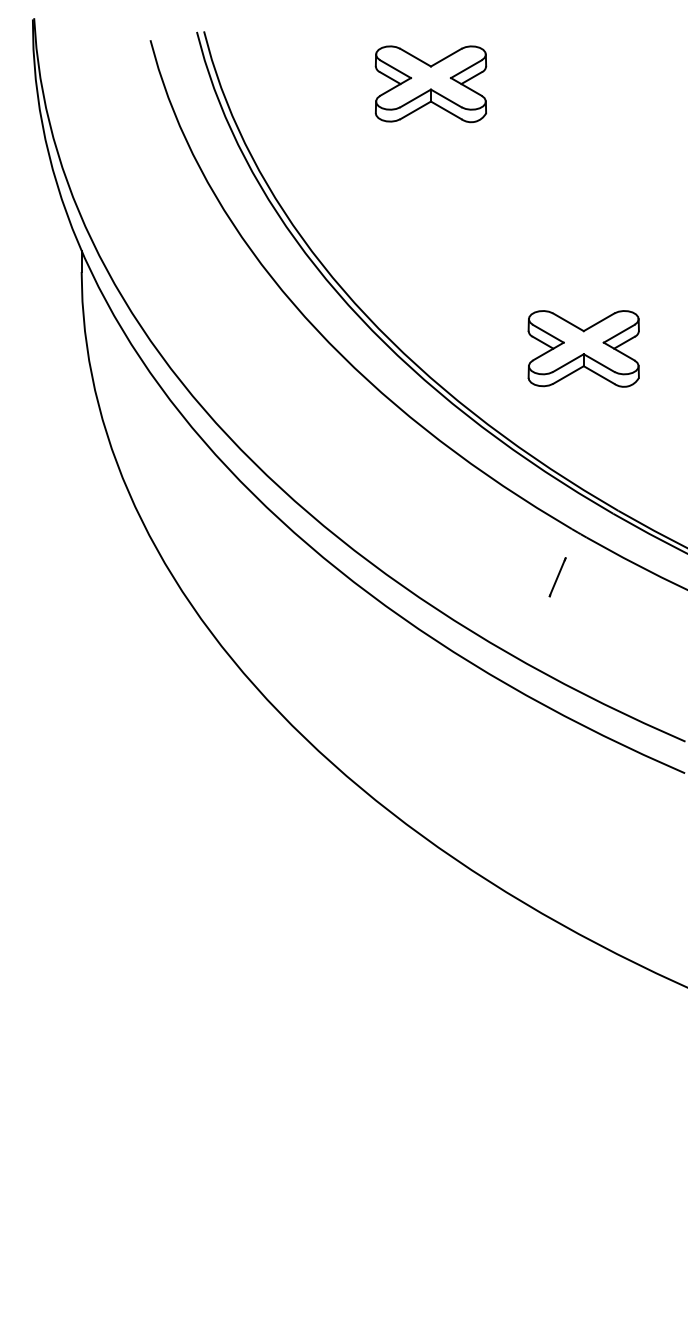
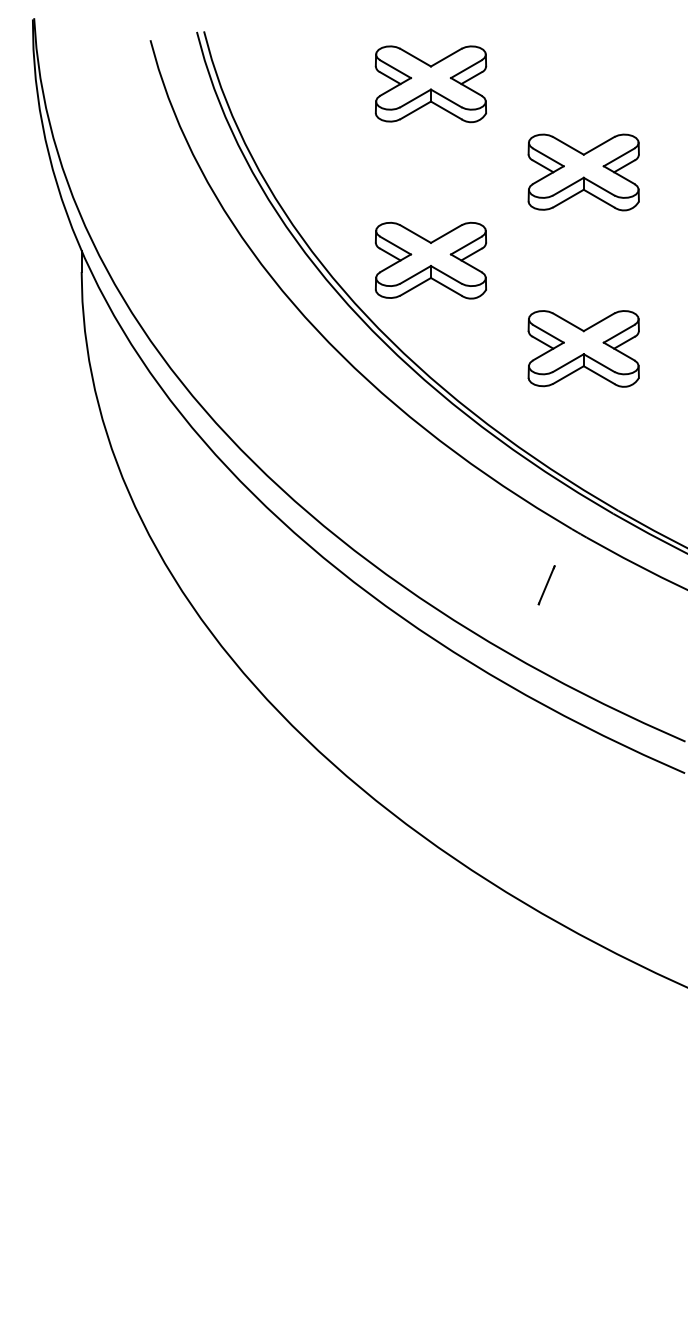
part: none -> present (583, 172)
part: none -> present (430, 260)
line position: (557, 577) -> (546, 585) (546, 585)
